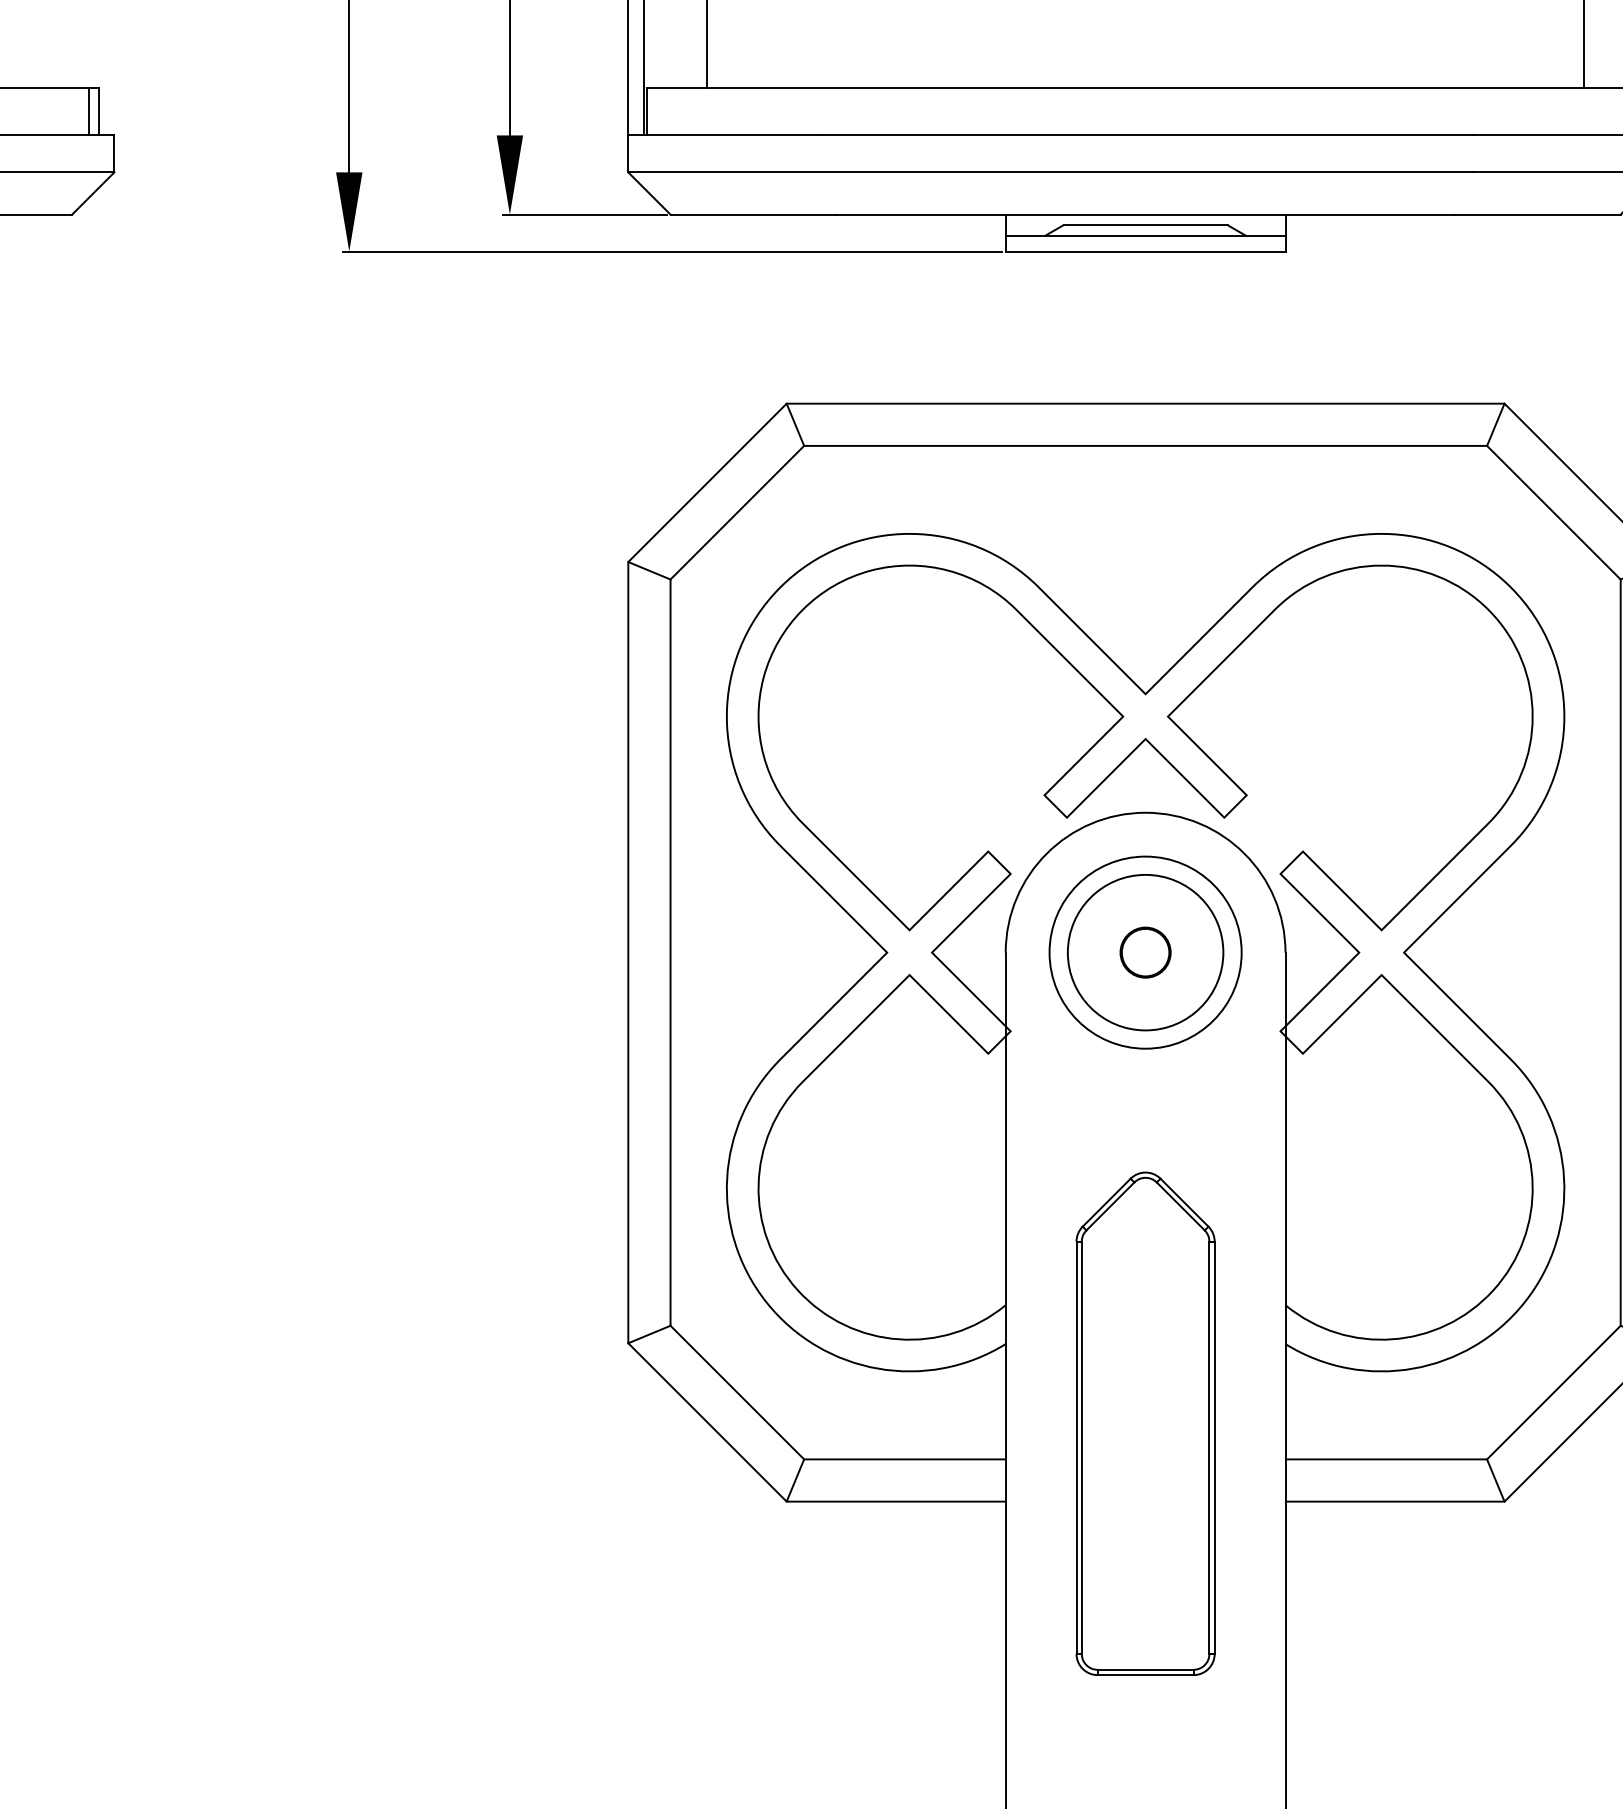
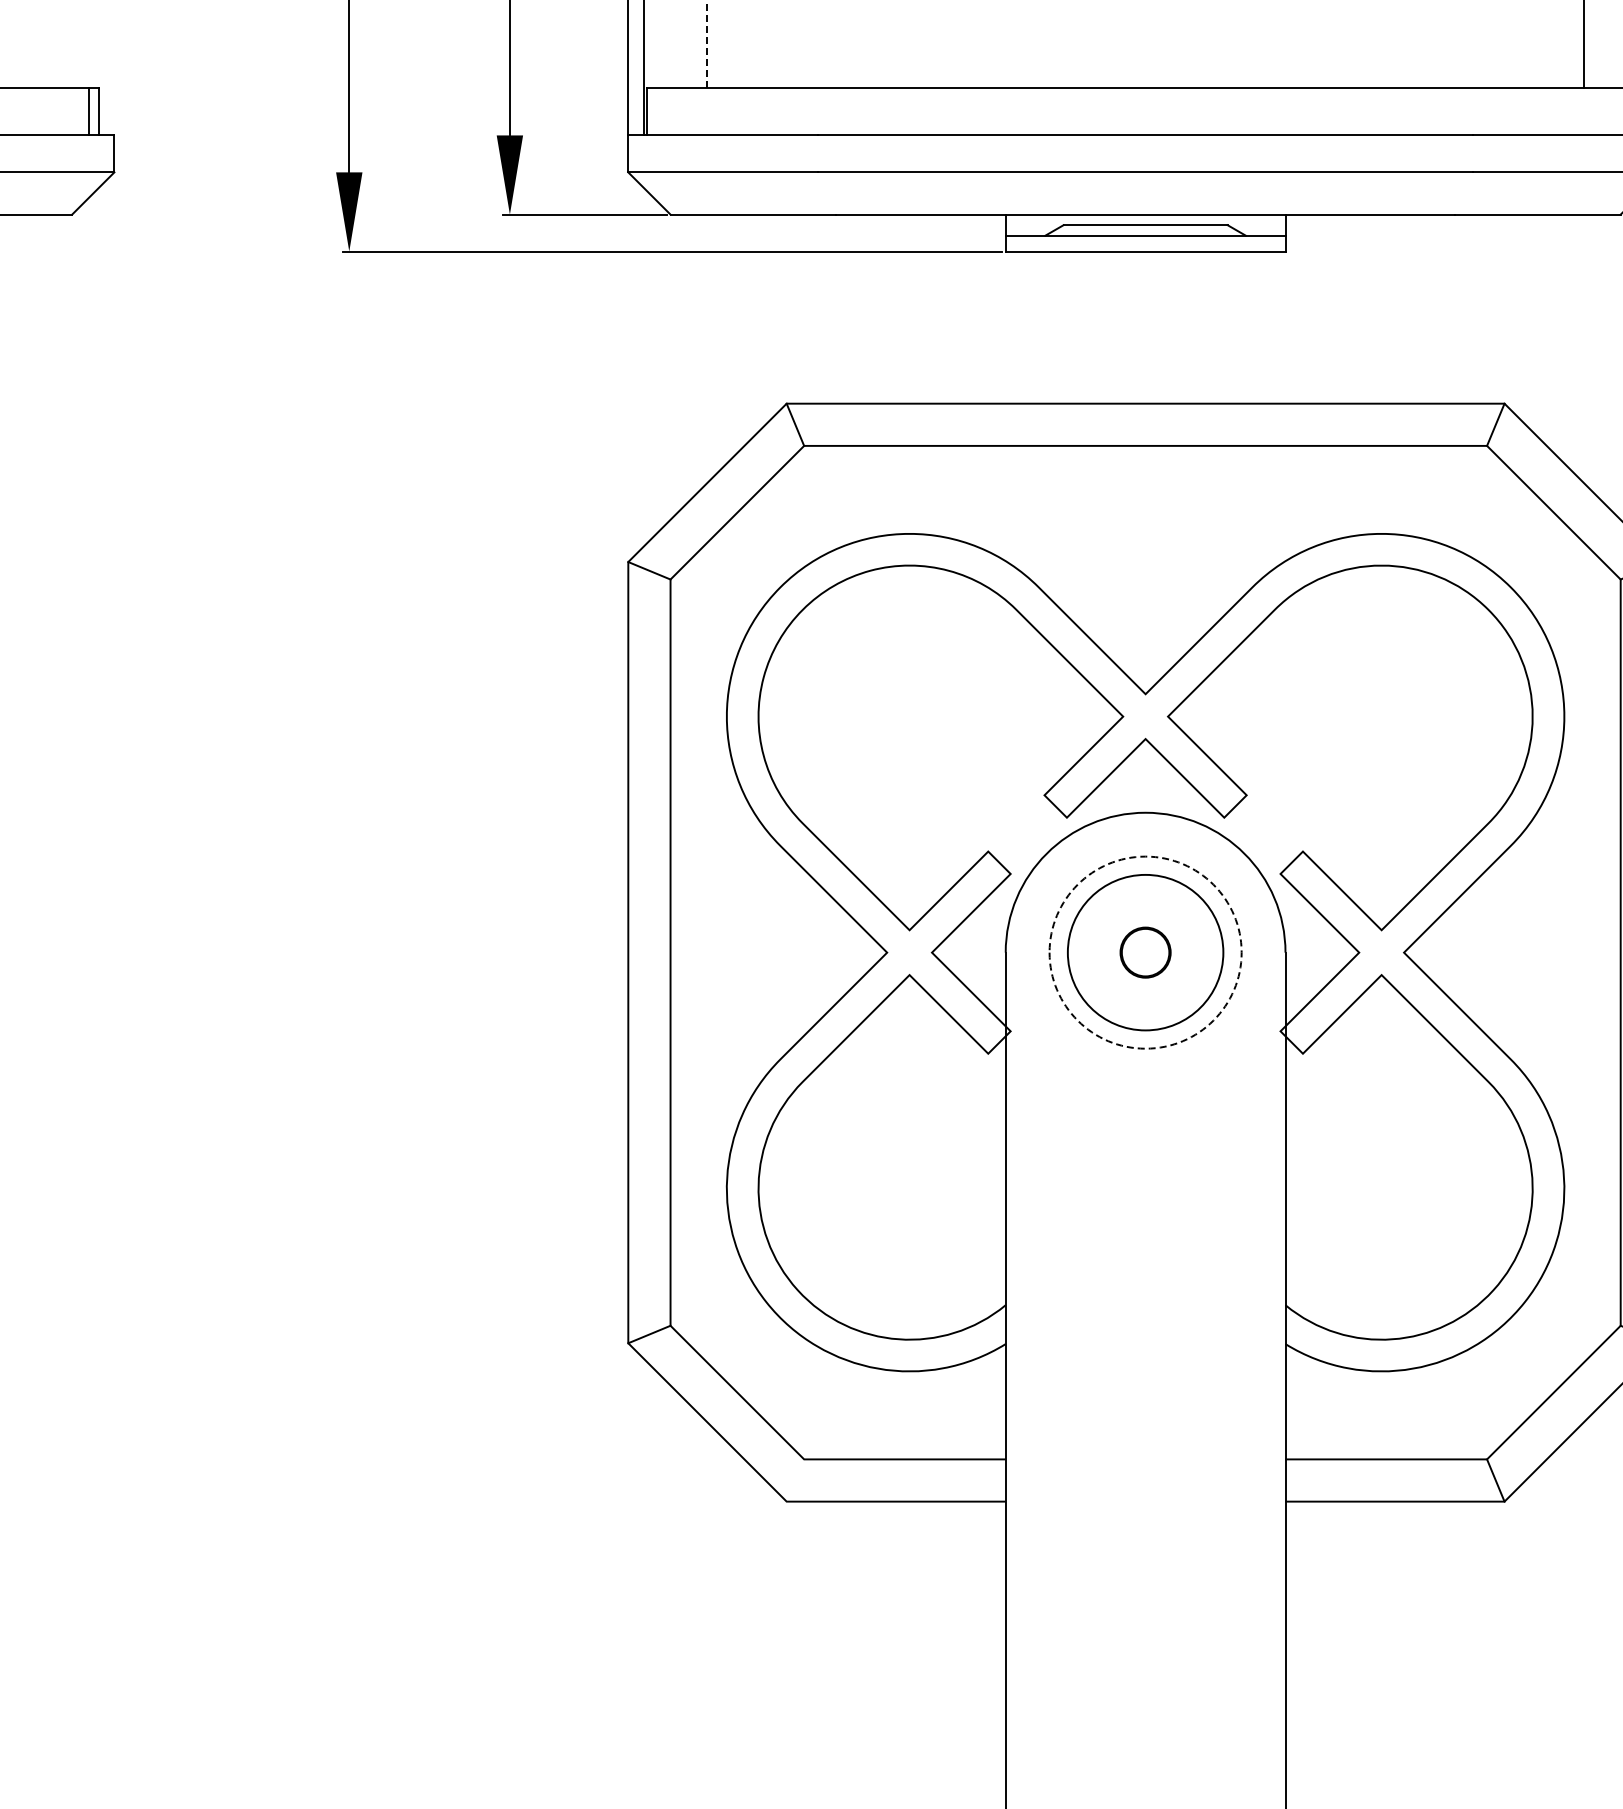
line: solid -> dashed (707, 43)
circle: solid -> dashed (1145, 952)
part: present -> none (1145, 1423)
line: present -> none (795, 1480)
